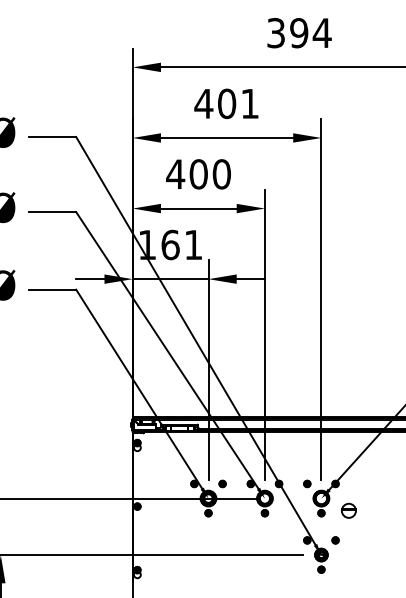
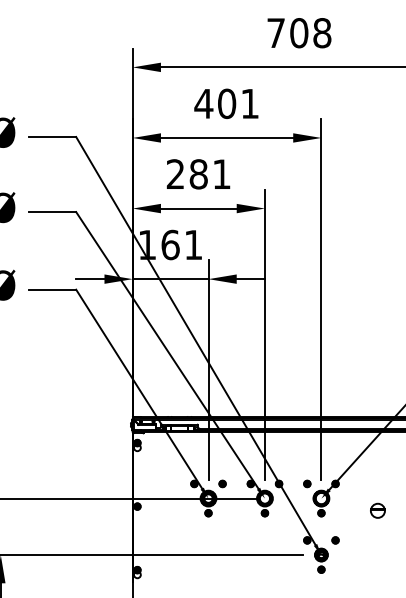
text: 394 -> 708 (299, 33)
text: 400 -> 281 (198, 174)
part position: (348, 510) -> (377, 510) (377, 510)
